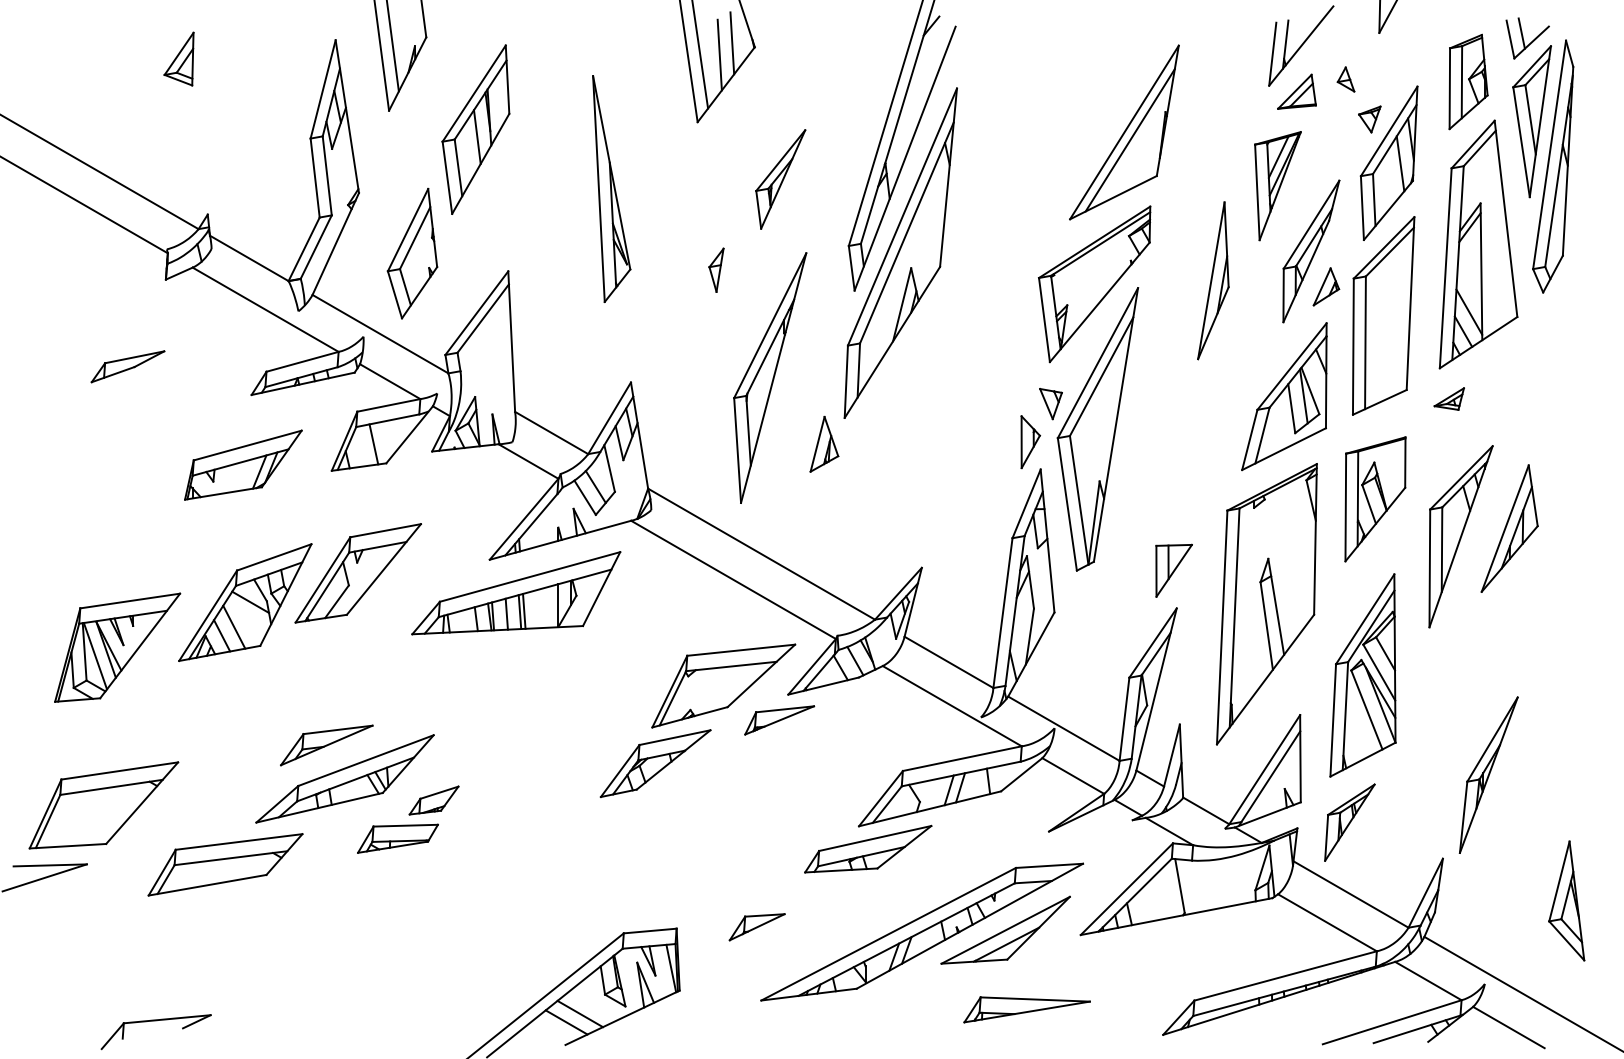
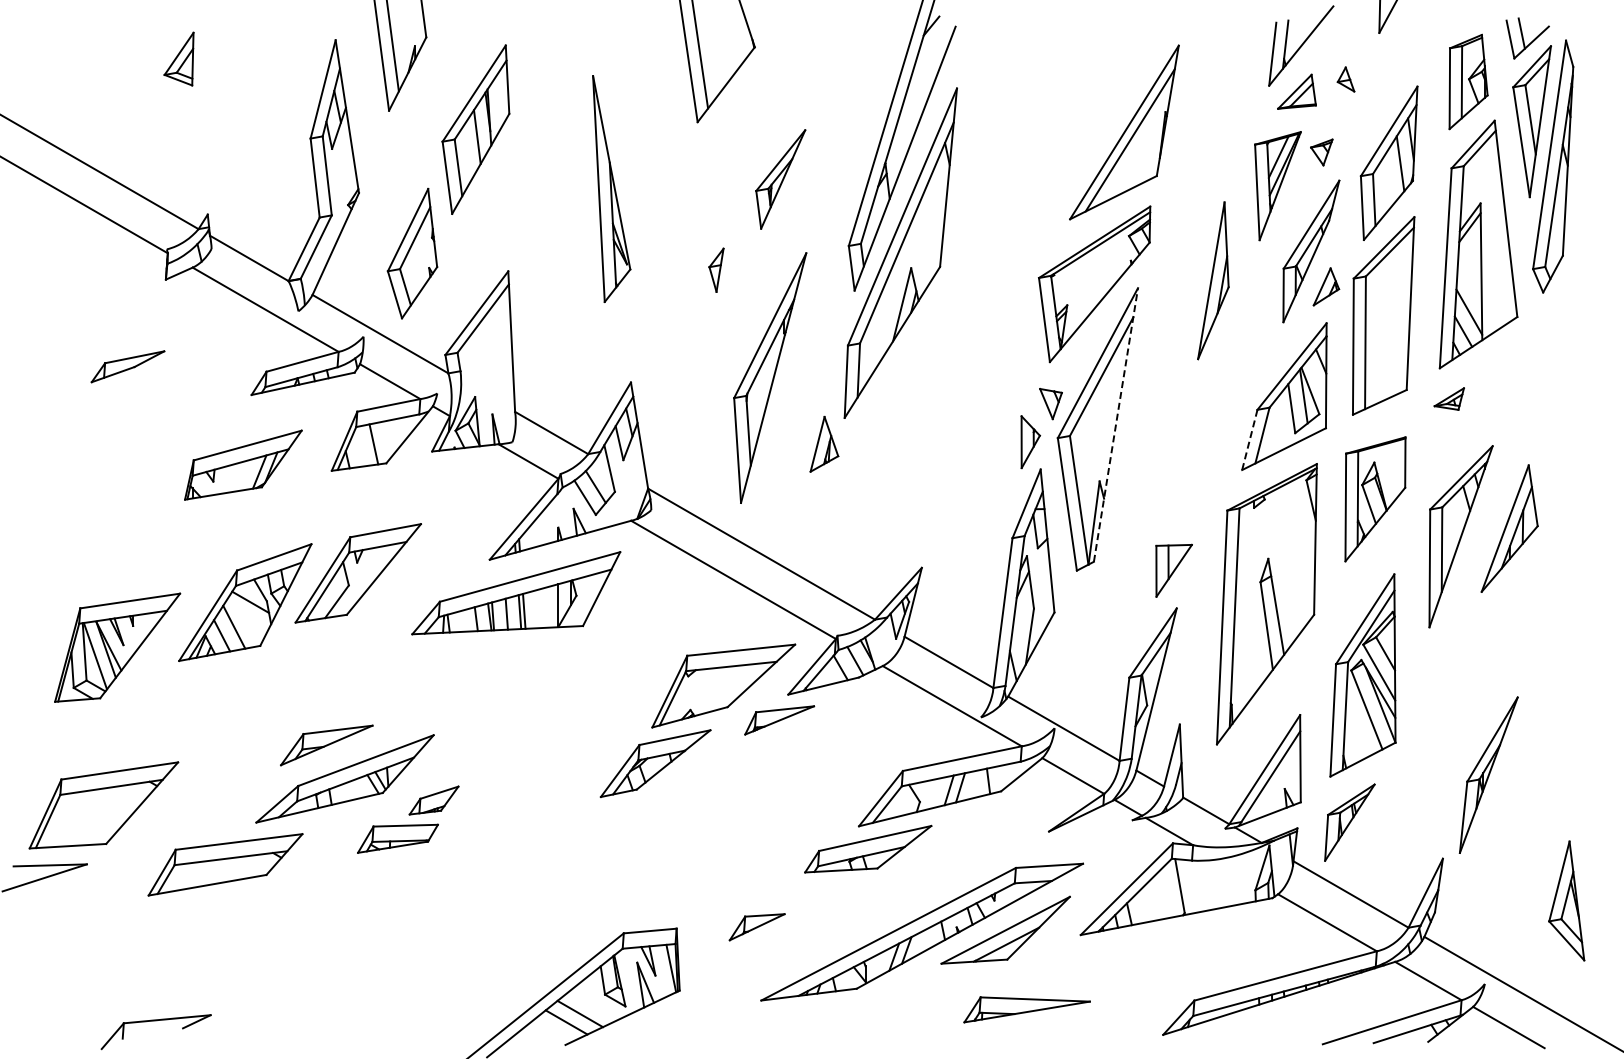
line: present -> none (732, 43)
line: present -> none (719, 54)
part position: (1369, 119) -> (1321, 152) (1321, 152)
line: solid -> dashed (1115, 424)
line: solid -> dashed (1249, 440)
